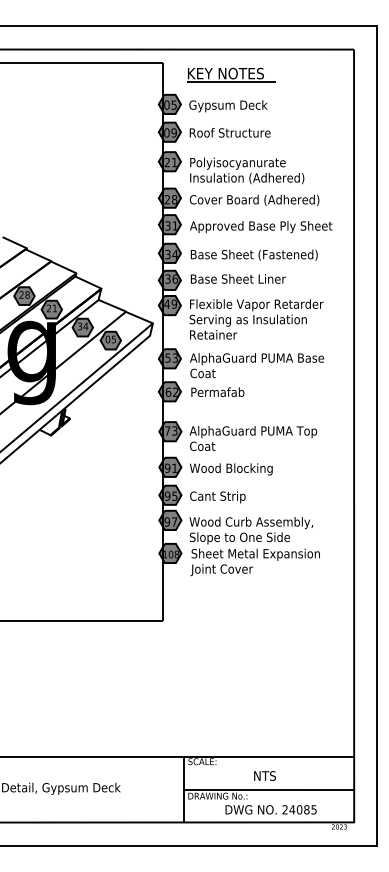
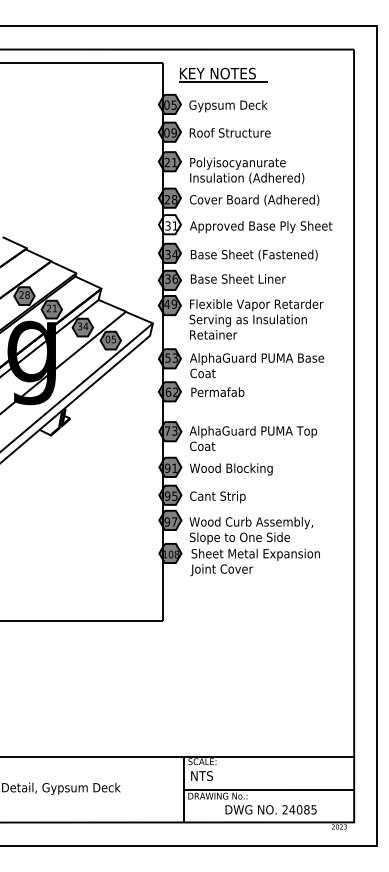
part position: (231, 74) -> (223, 74) (223, 74)
fill: present -> none (169, 224)
text position: (264, 775) -> (201, 775) (201, 775)
